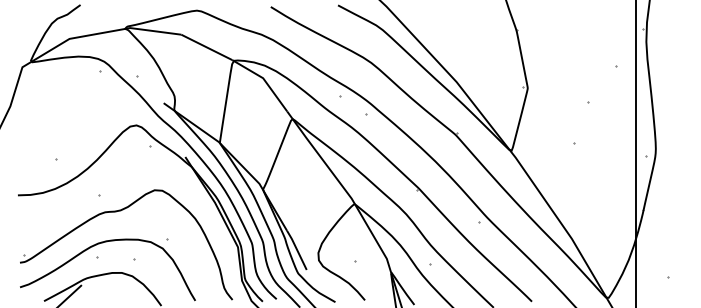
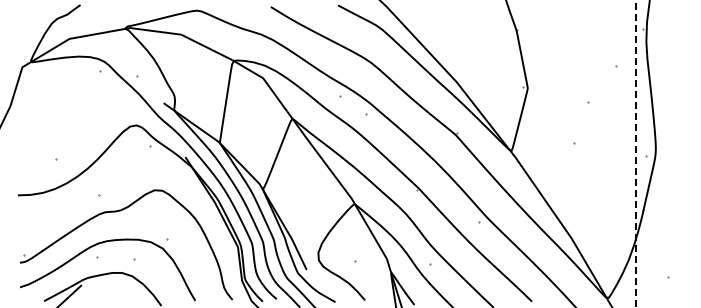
line: solid -> dashed (635, 155)
